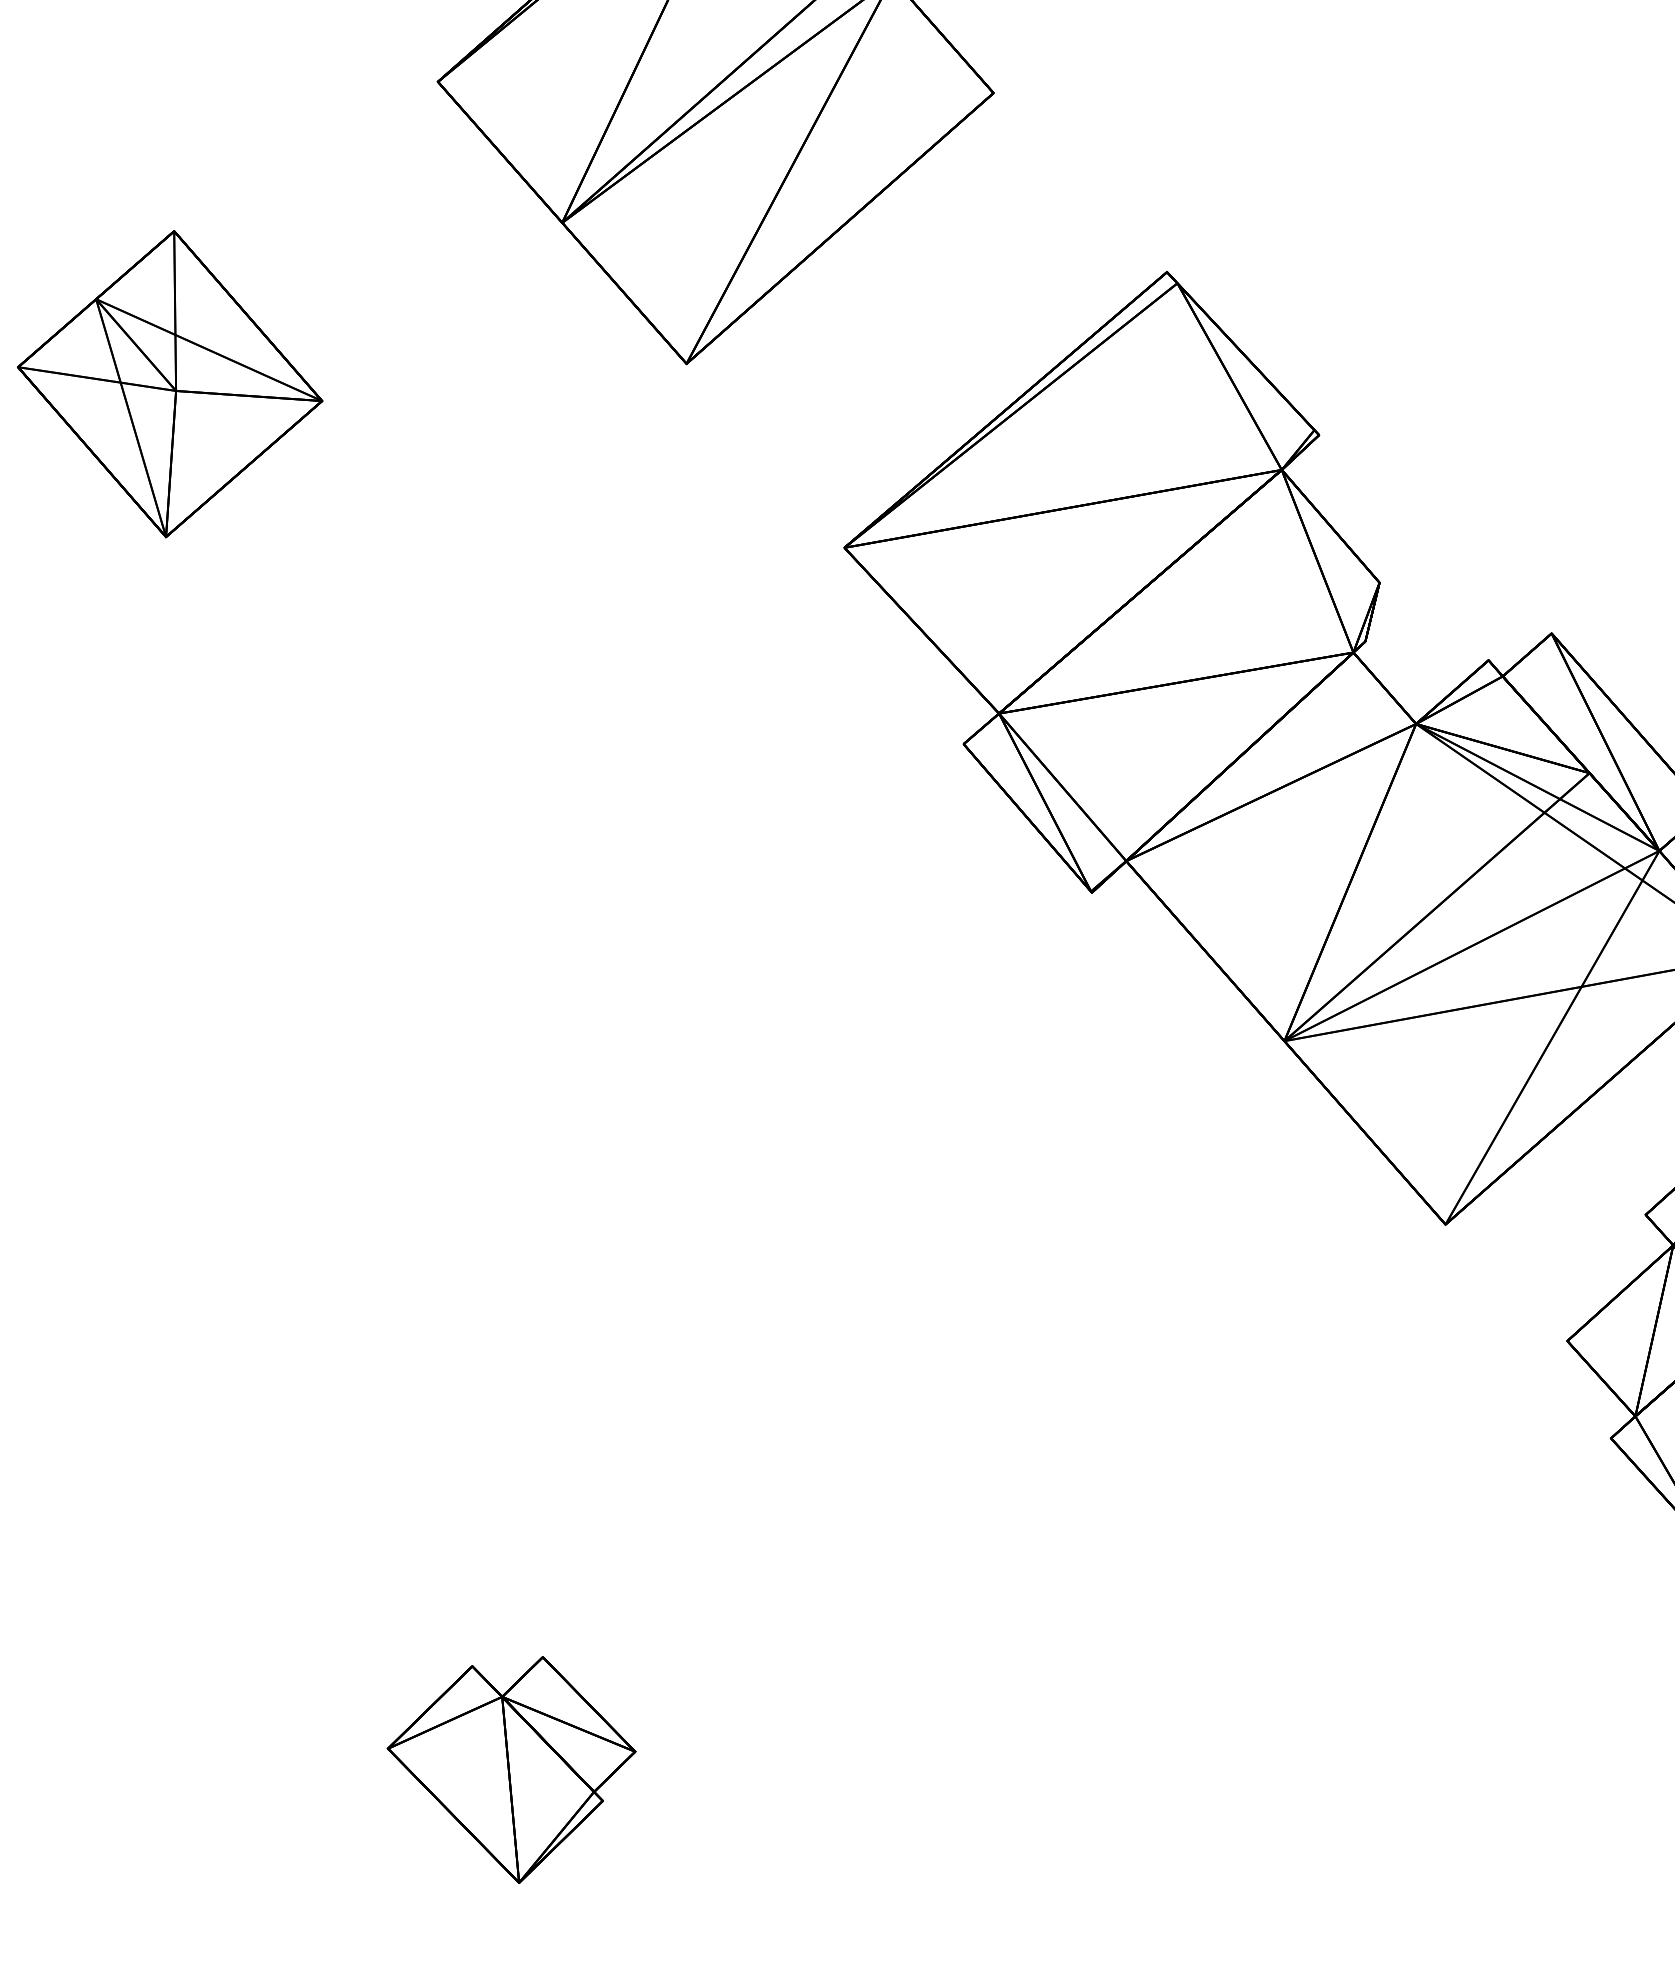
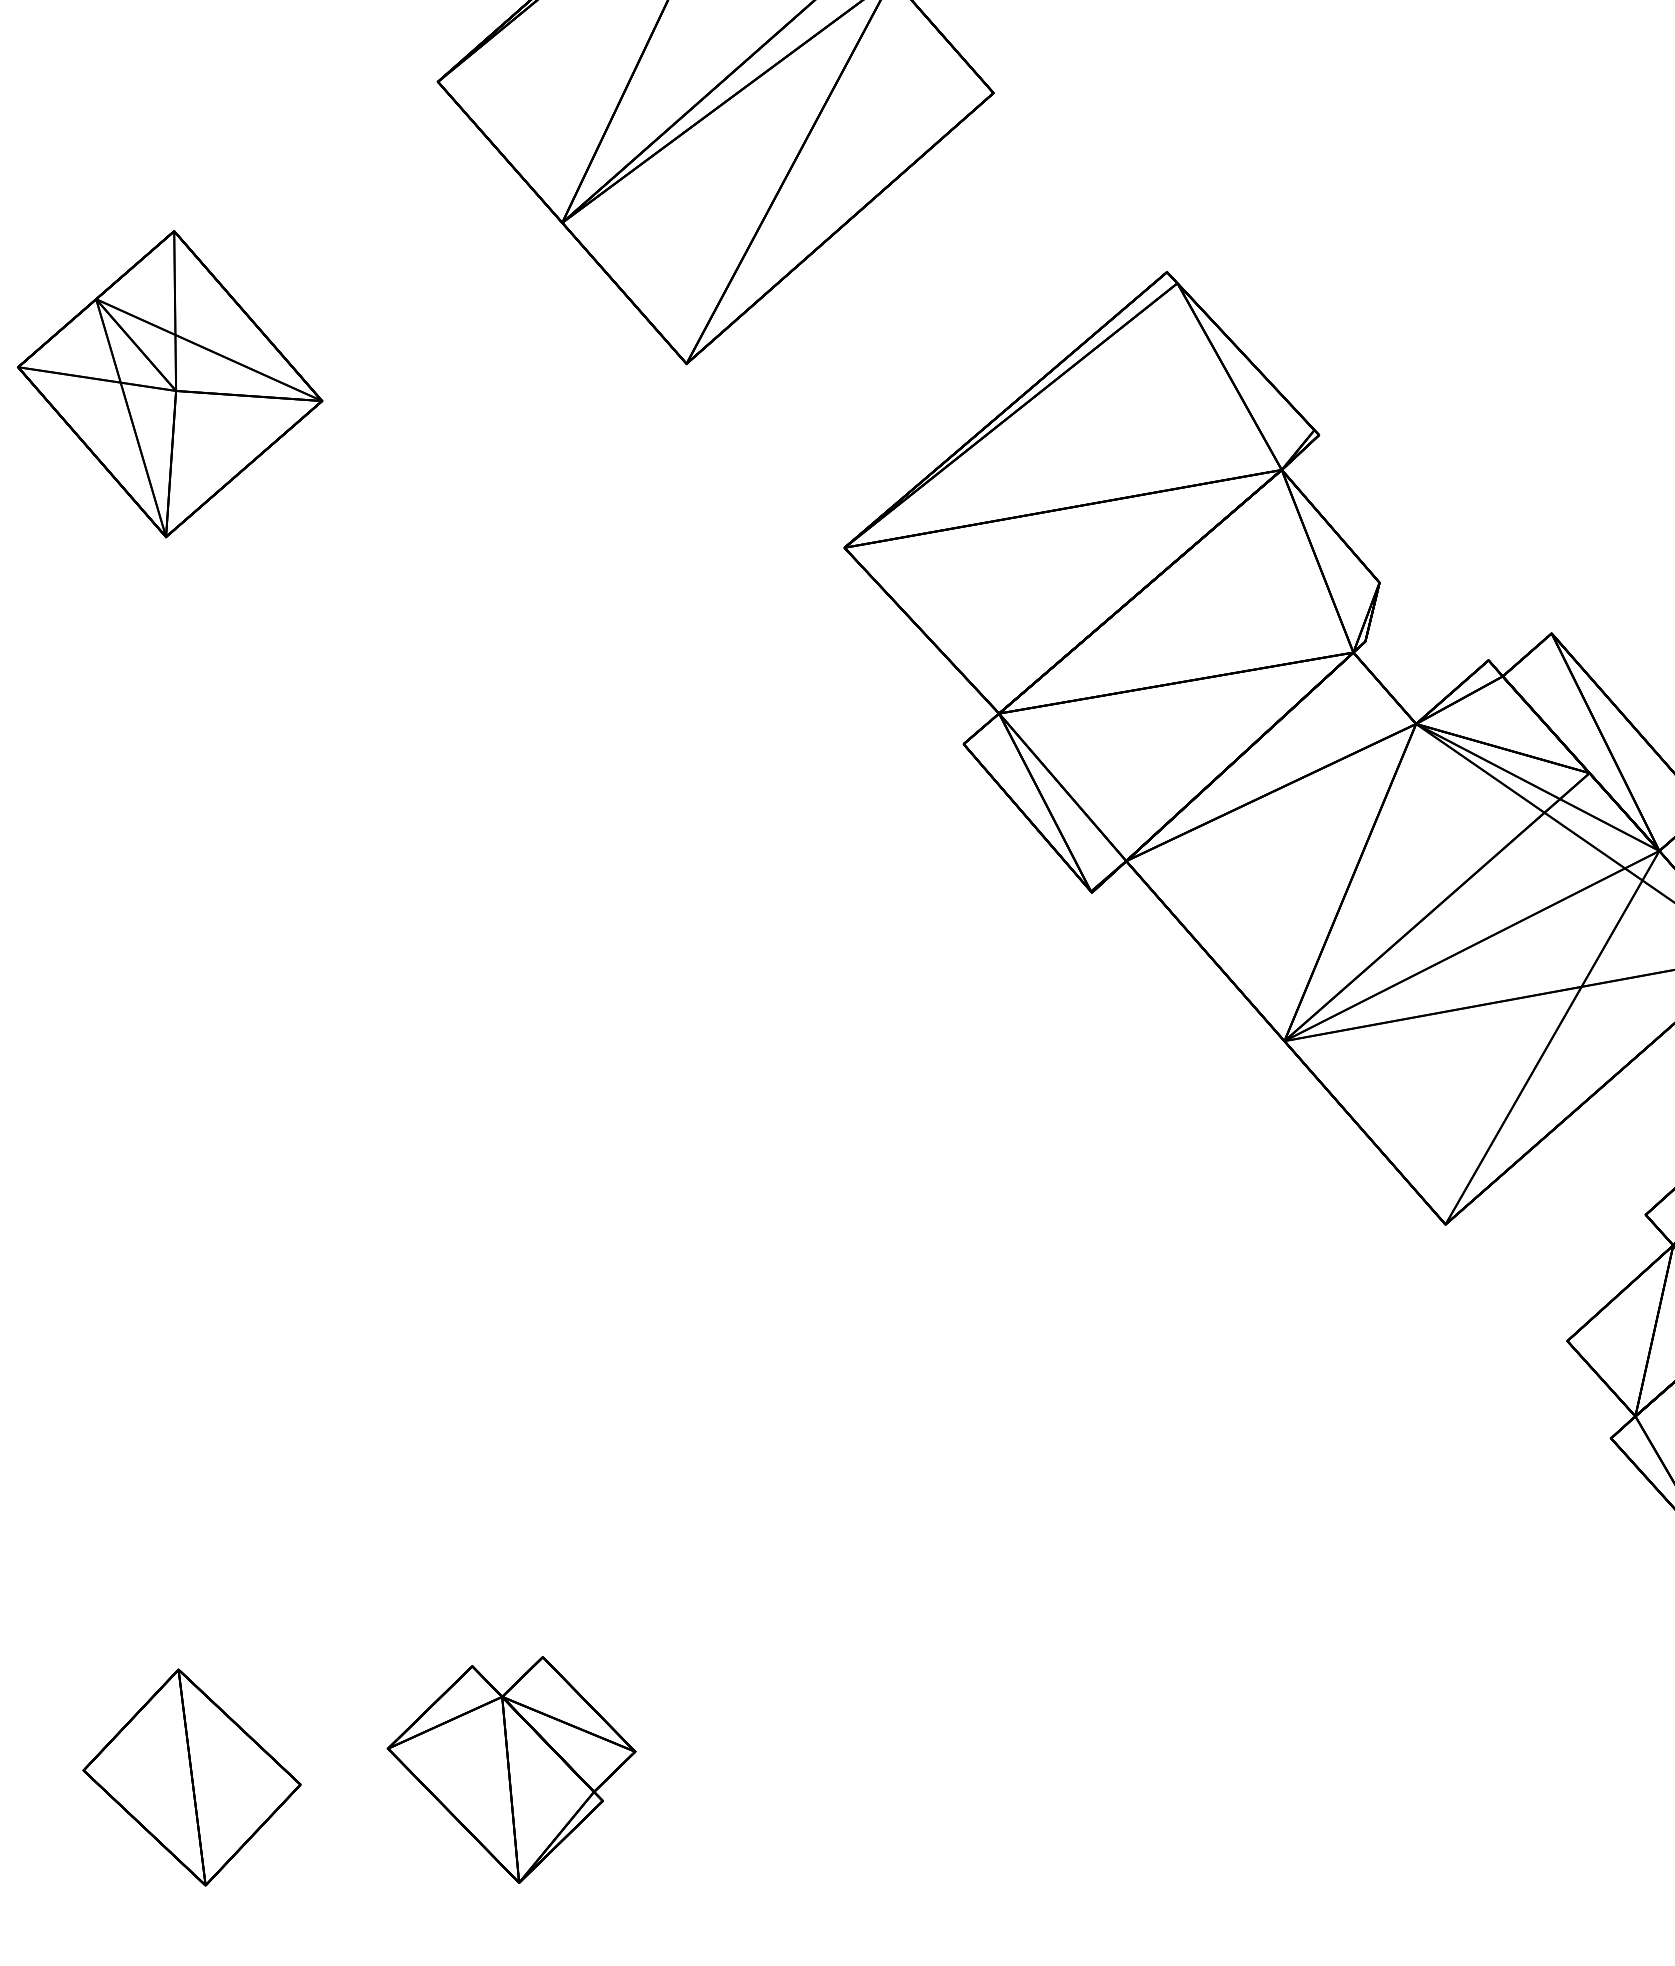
part: none -> present (191, 1777)
